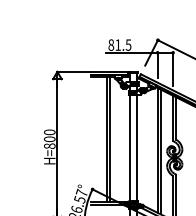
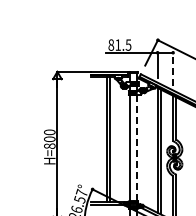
line: solid -> dashed (173, 69)
line: solid -> dashed (137, 147)
